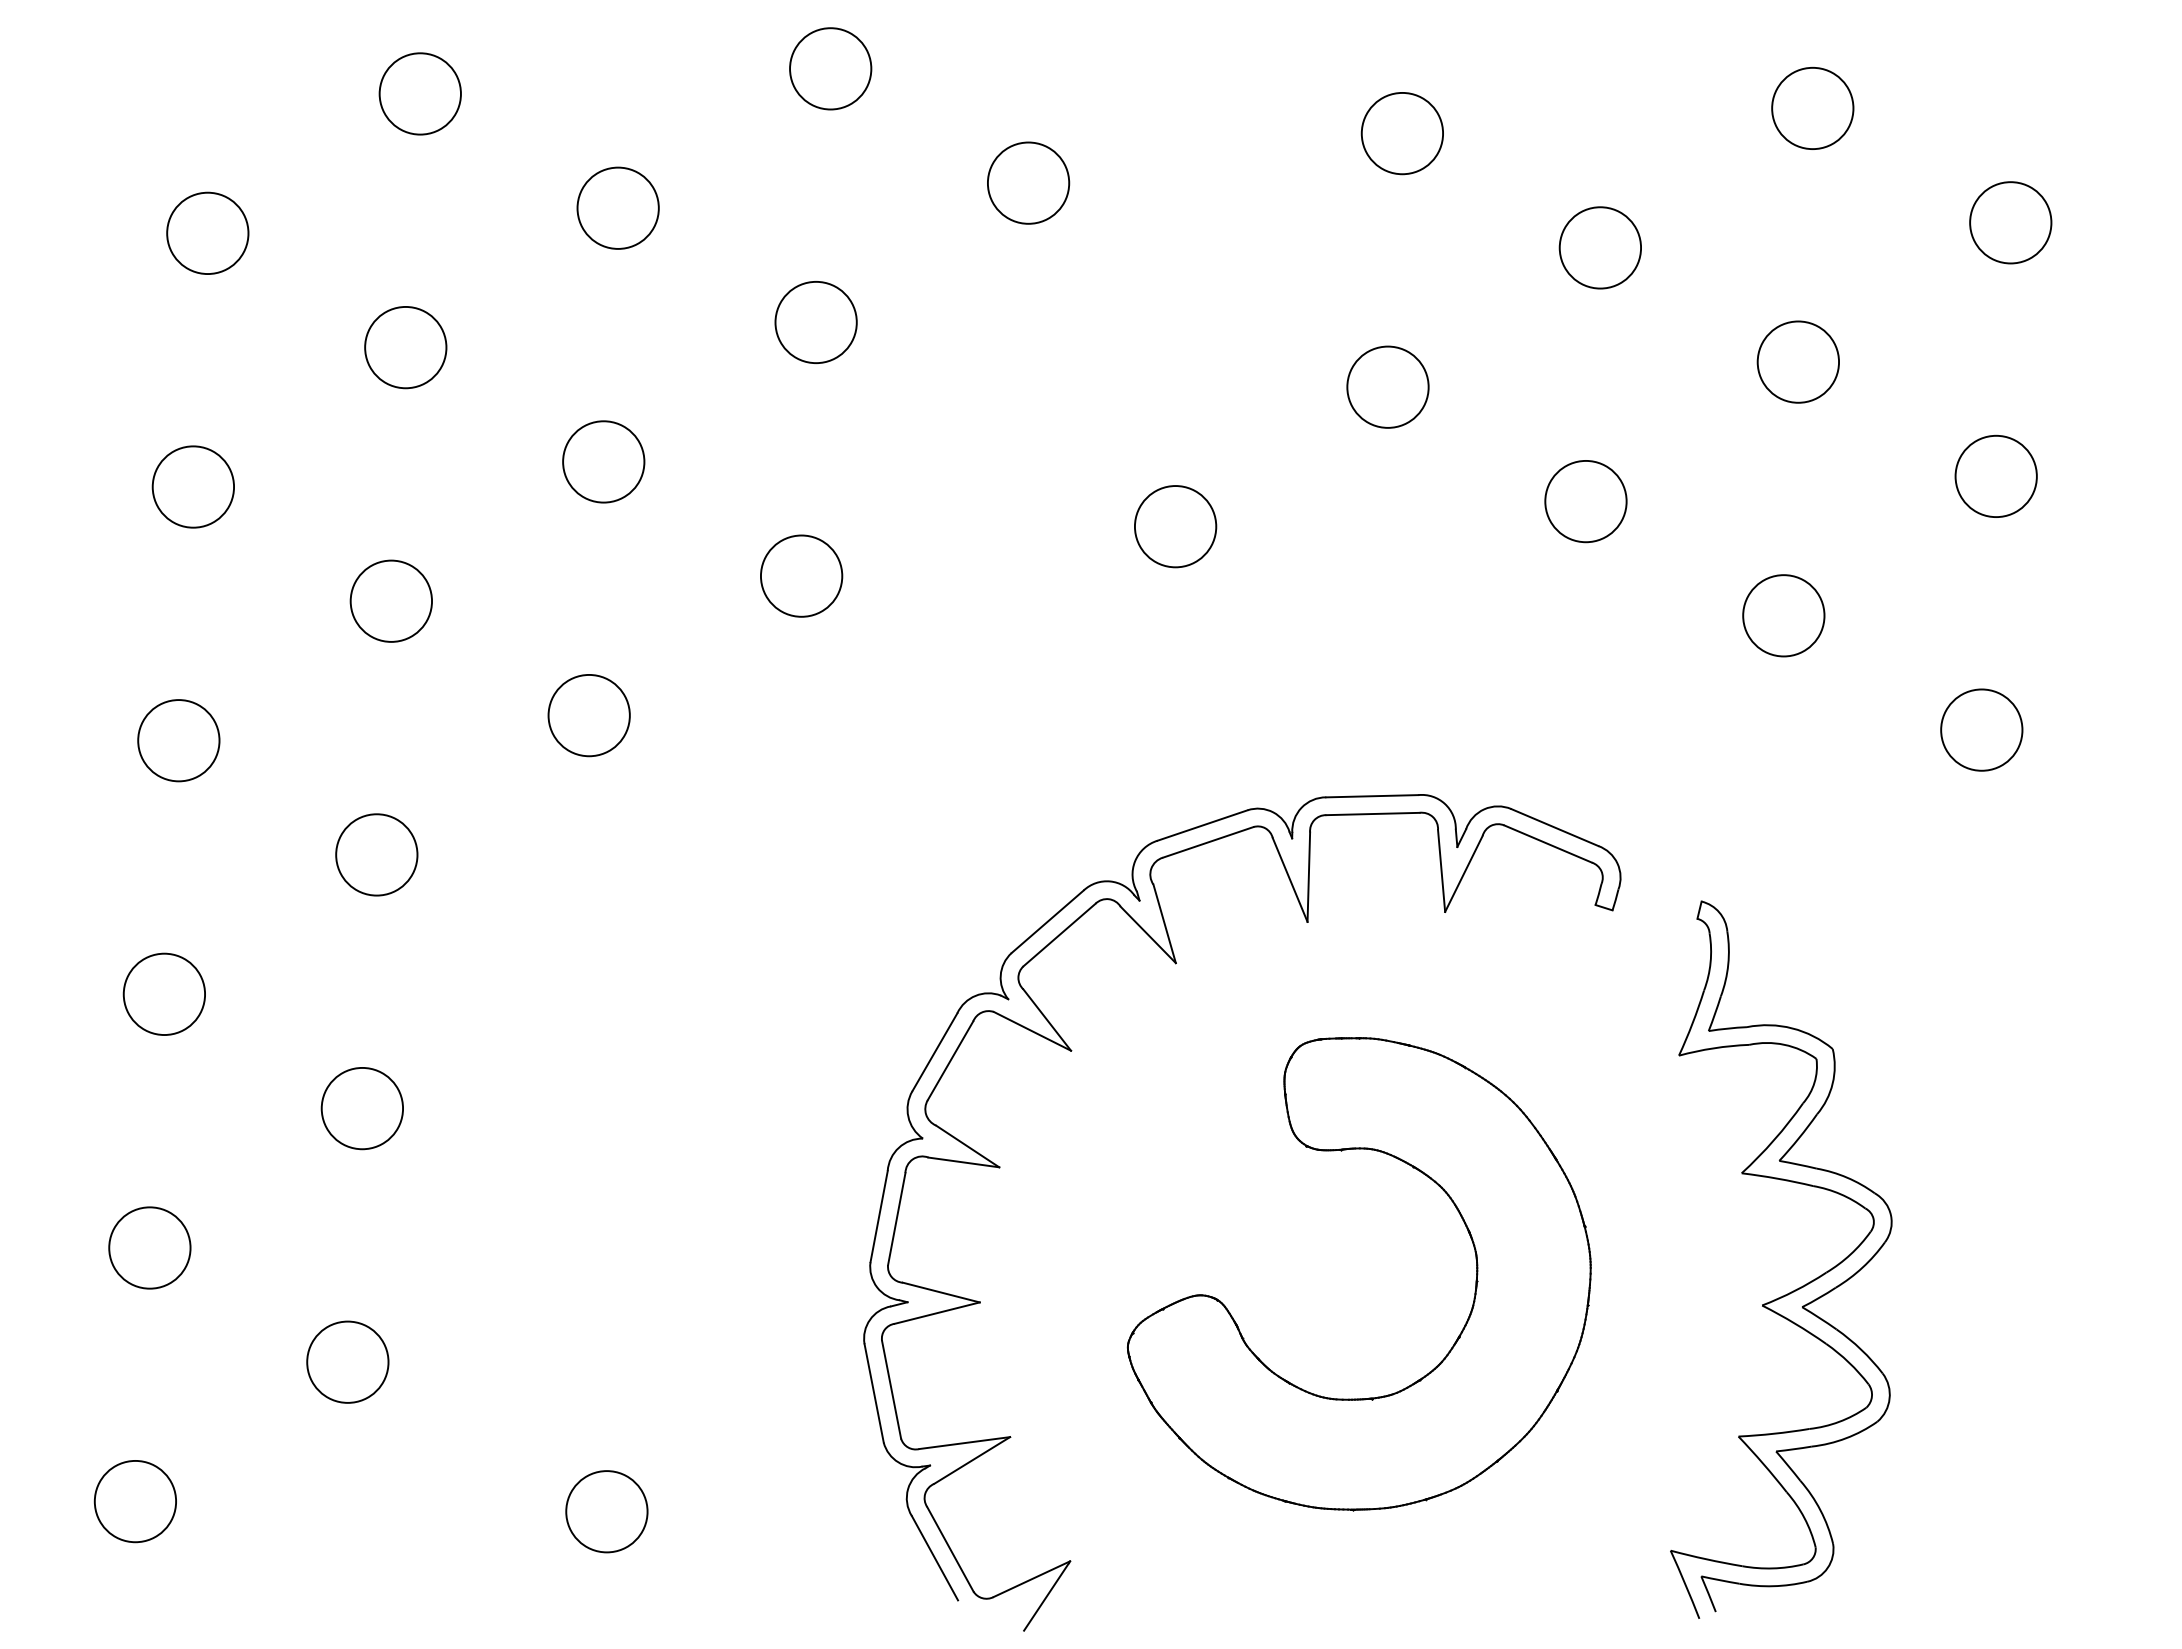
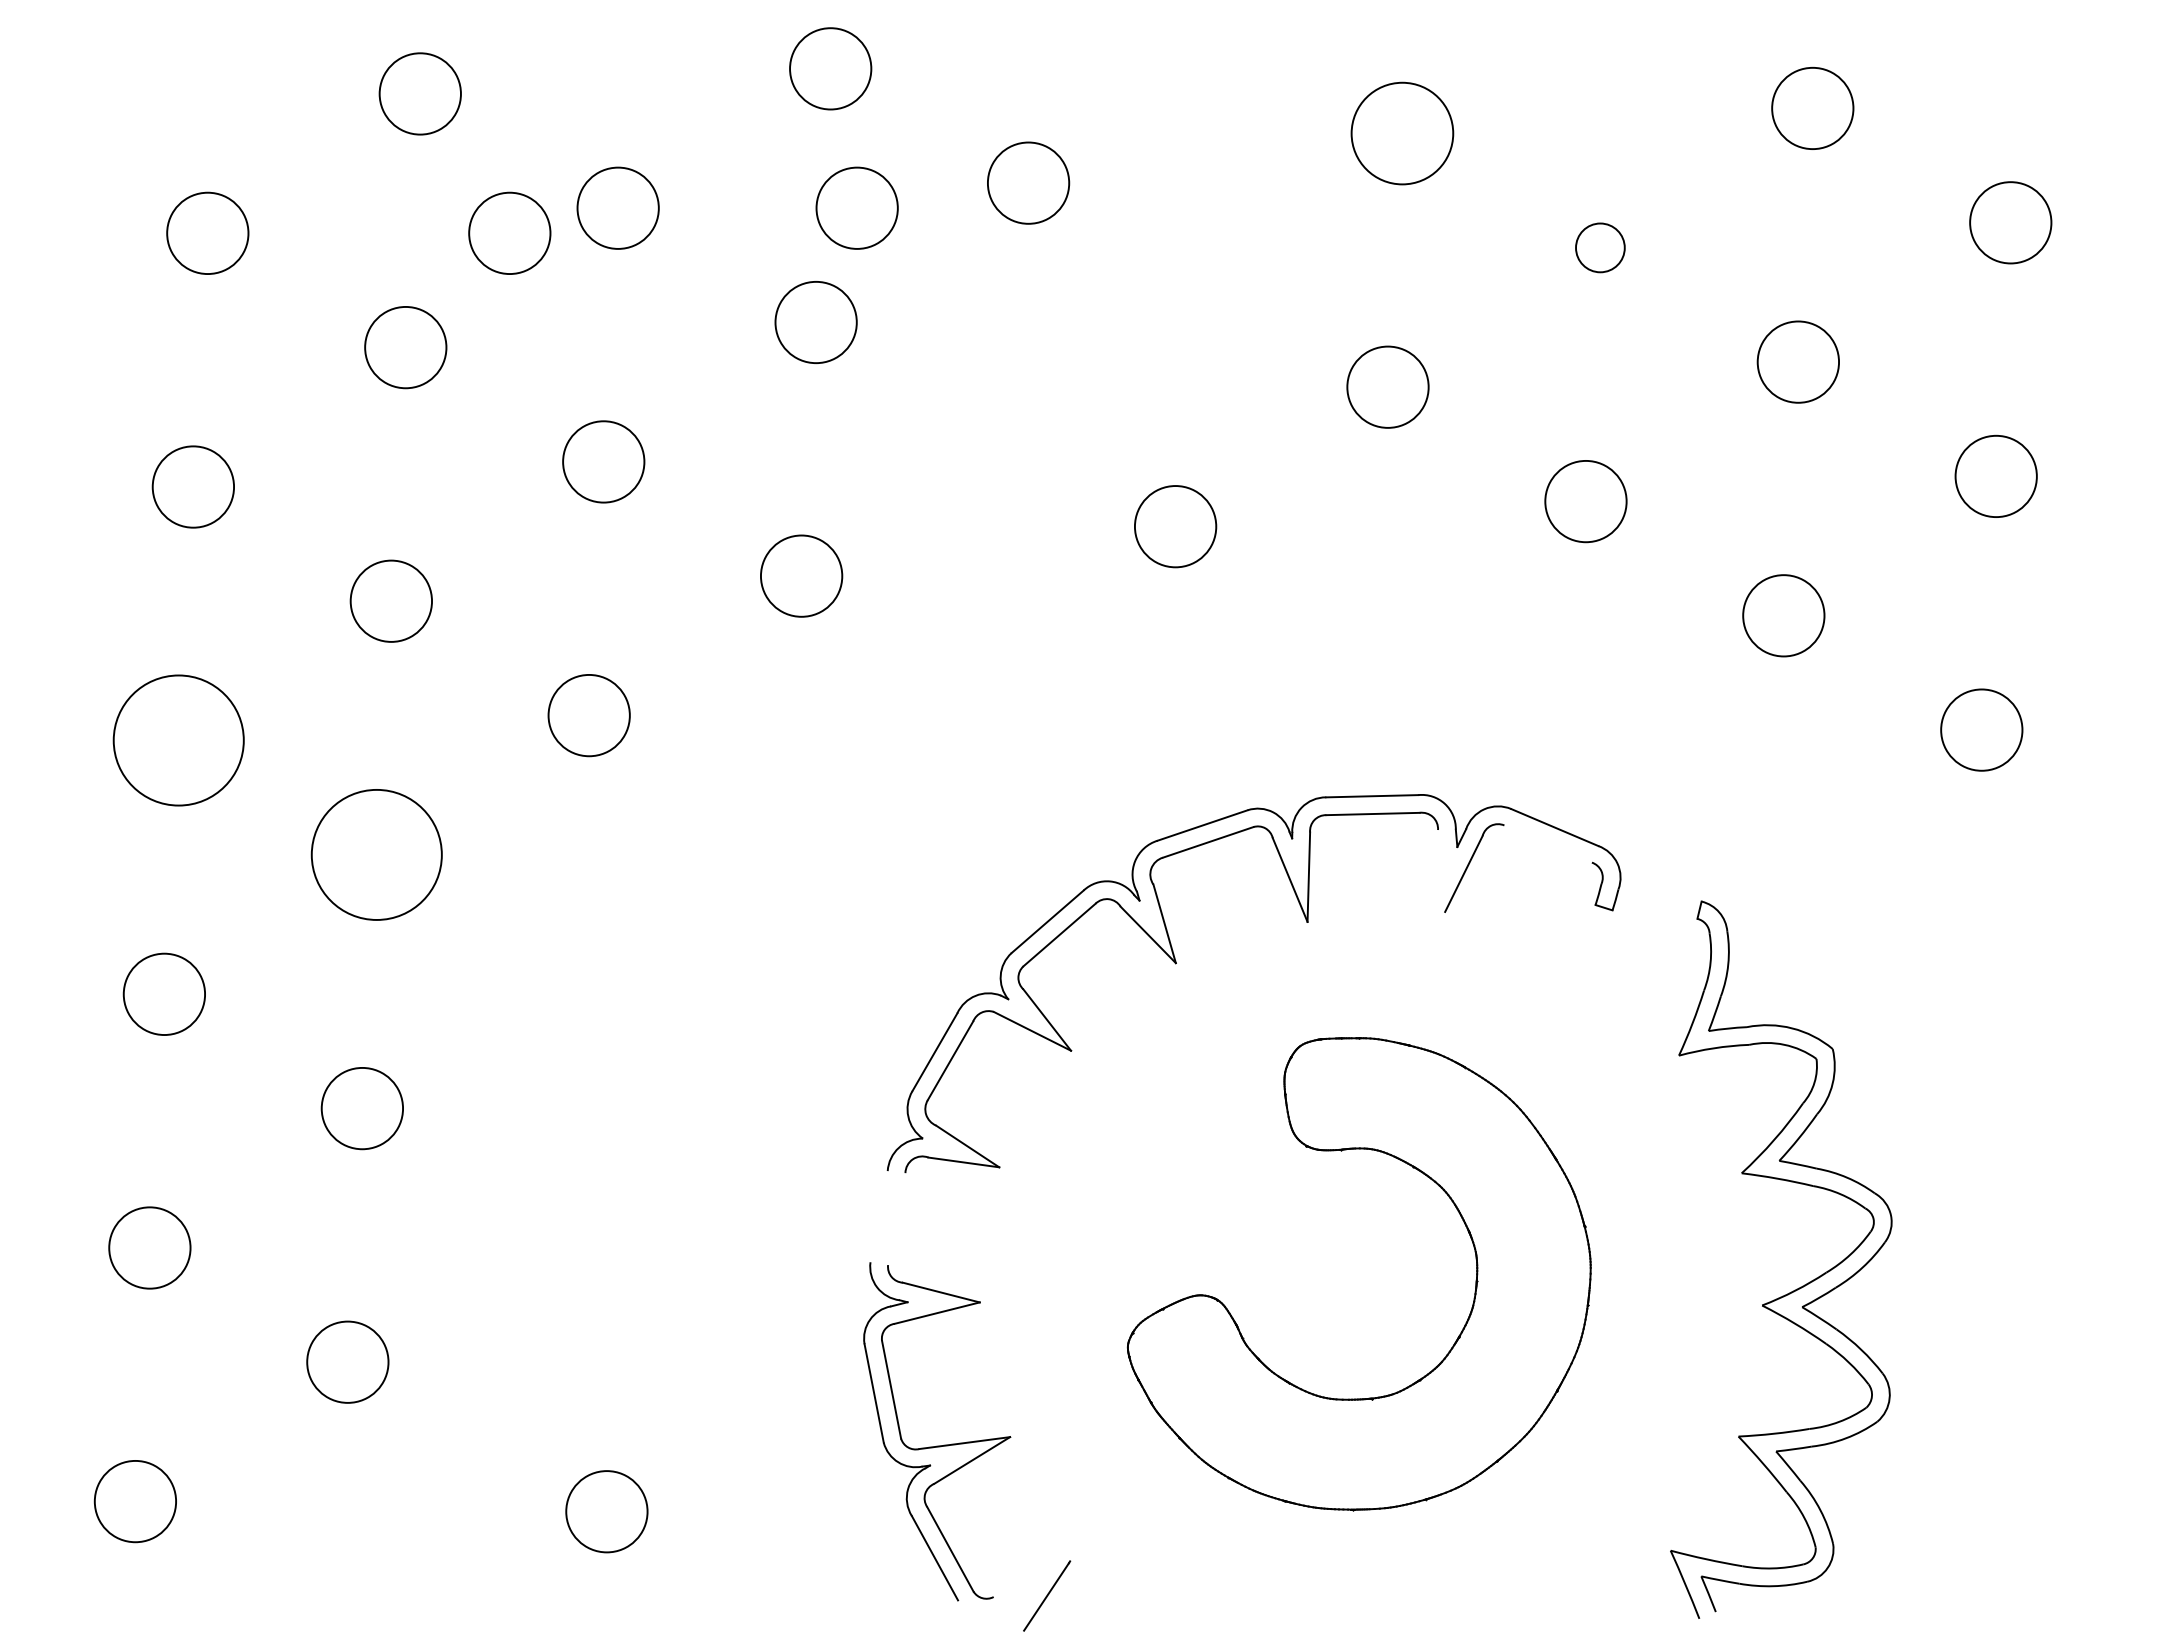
circle diameter: 81 px -> 102 px (1402, 133)
circle: none -> present (856, 207)
circle: none -> present (509, 232)
circle diameter: 81 px -> 49 px (1600, 247)
circle size: 84x84 px -> 133x133 px (178, 740)
line: present -> none (1547, 843)
circle diameter: 81 px -> 130 px (376, 854)
line: present -> none (1441, 870)
line: present -> none (878, 1216)
line: present -> none (896, 1219)
line: present -> none (1031, 1579)
